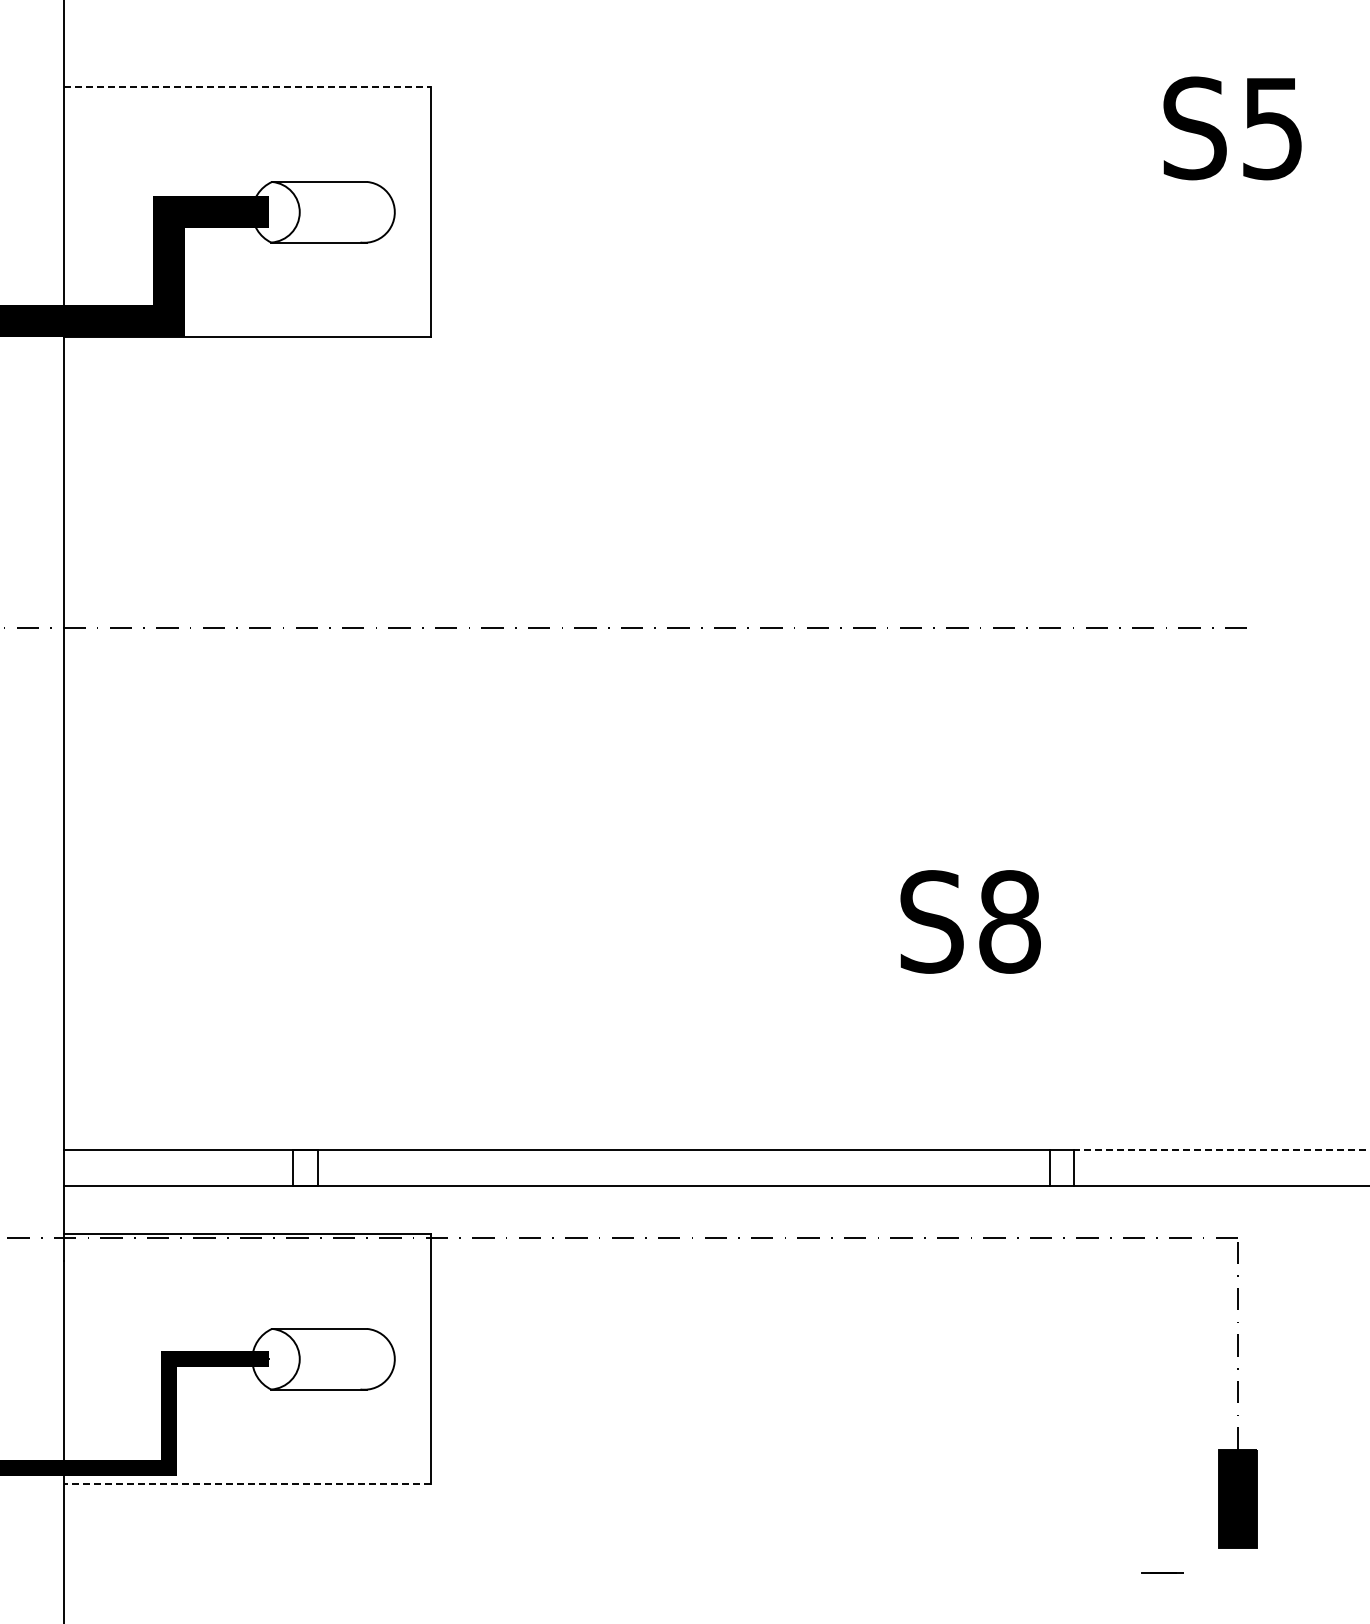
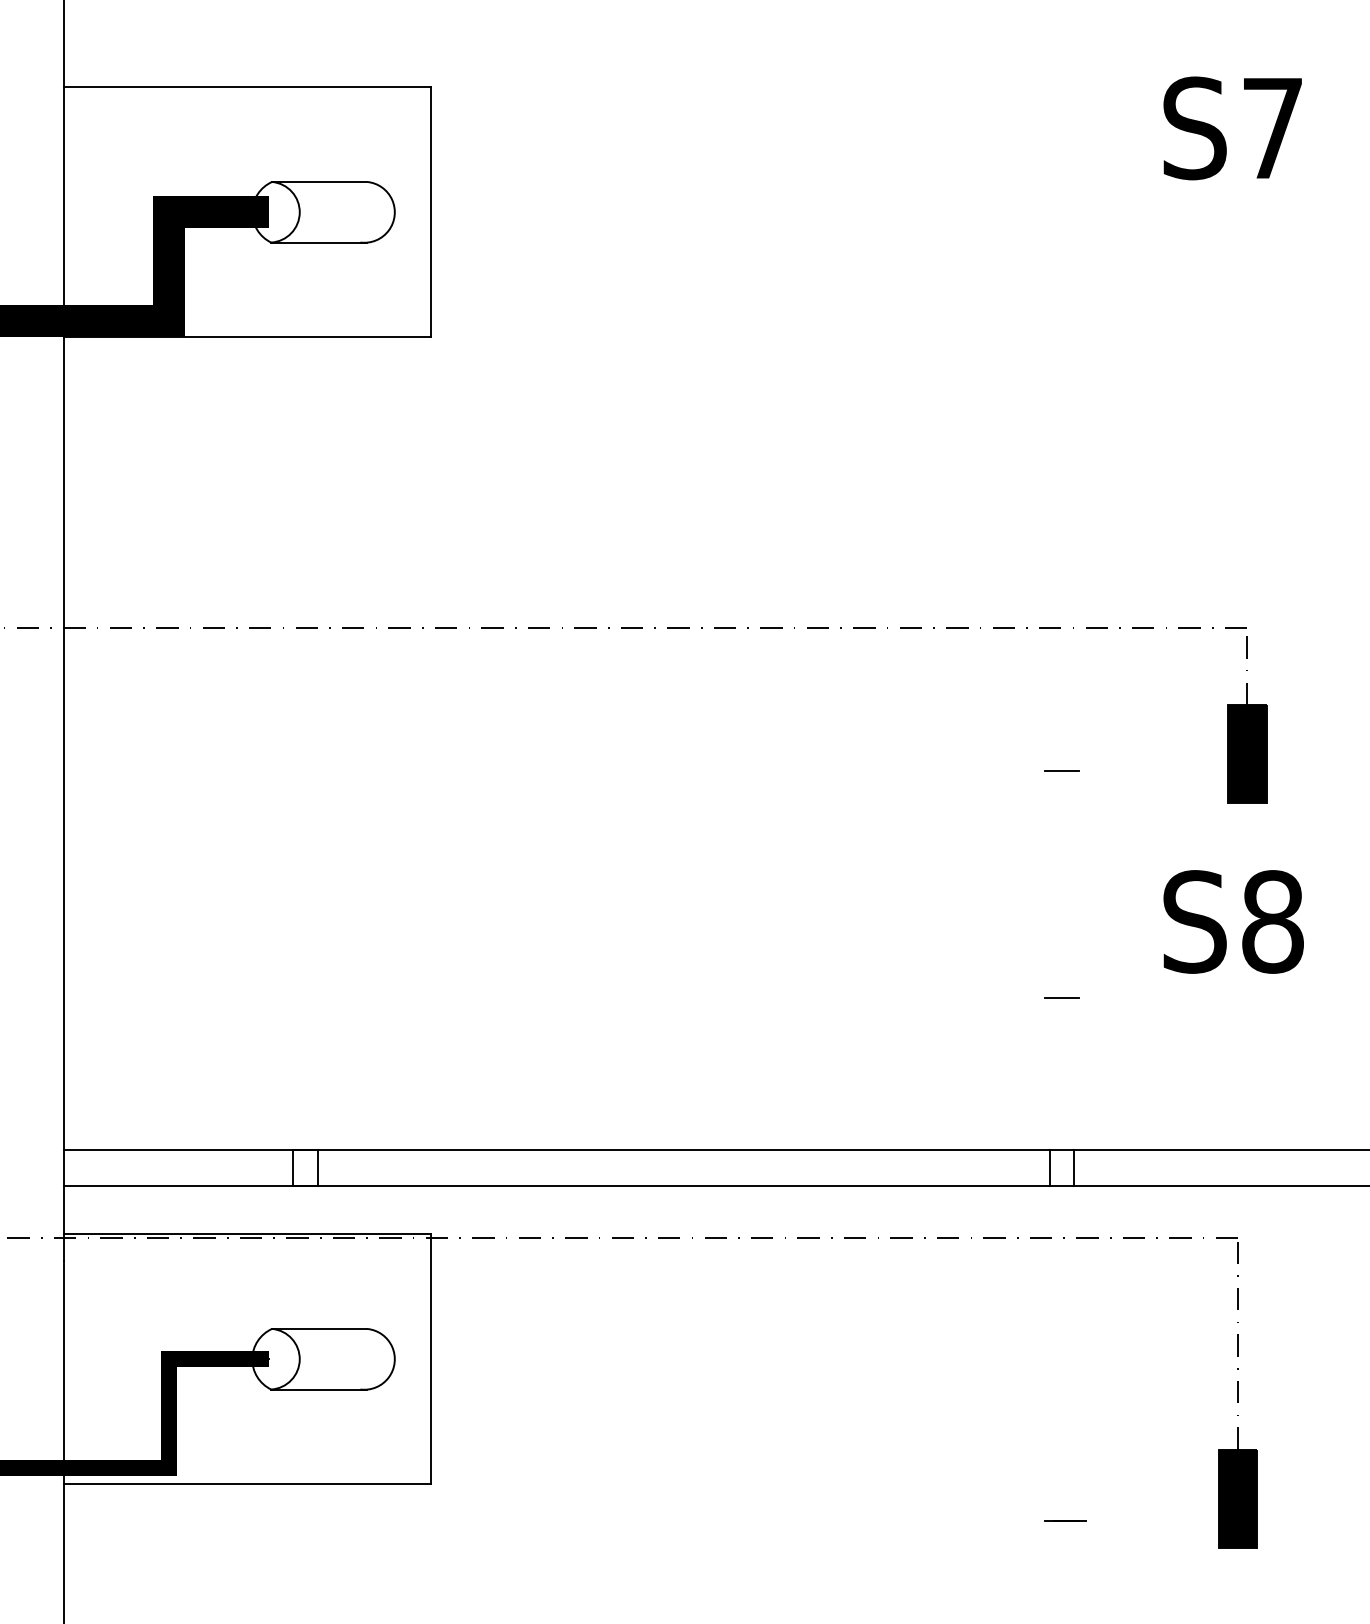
line: dashed -> solid (247, 87)
text: S5 -> S7 (1272, 129)
part: none -> present (1247, 719)
line: none -> present (1061, 770)
text position: (970, 921) -> (1233, 921) (1233, 921)
line: none -> present (1061, 997)
line: dashed -> solid (1221, 1150)
line: dashed -> solid (246, 1484)
line position: (1162, 1572) -> (1065, 1520) (1065, 1520)
